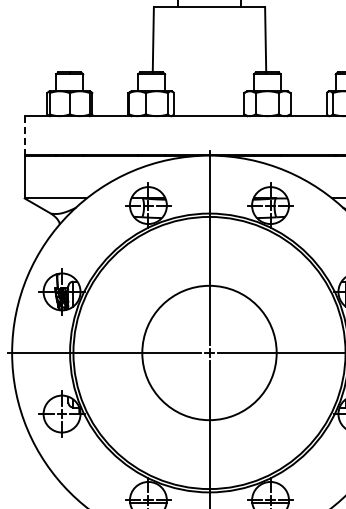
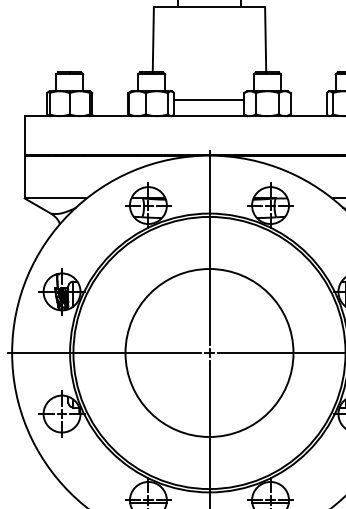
line: none -> present (209, 99)
line: dashed -> solid (24, 135)
circle diameter: 134 px -> 168 px (209, 352)
